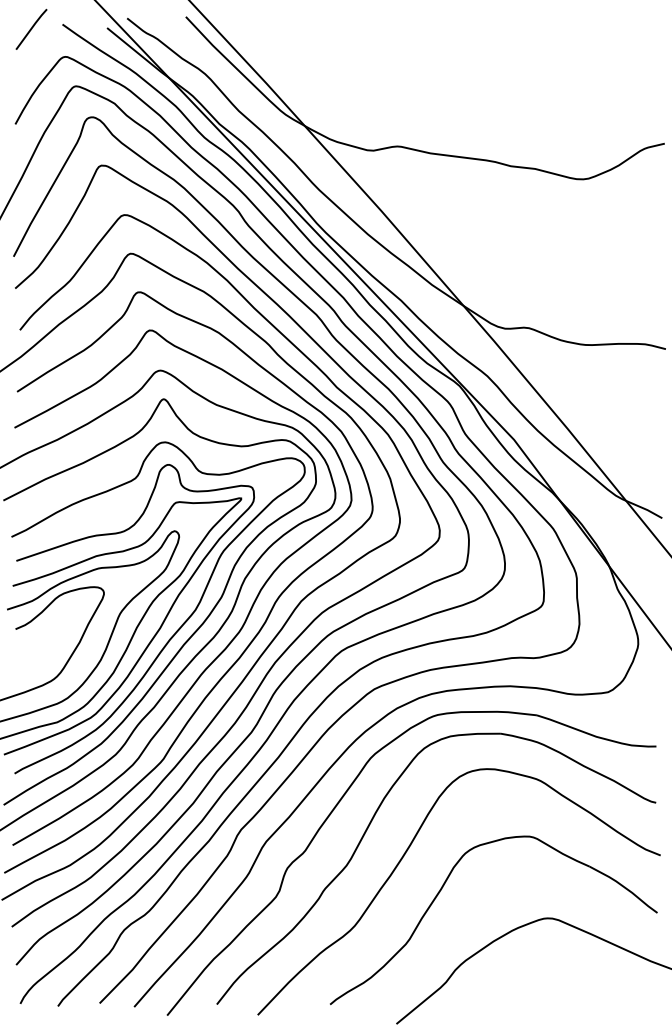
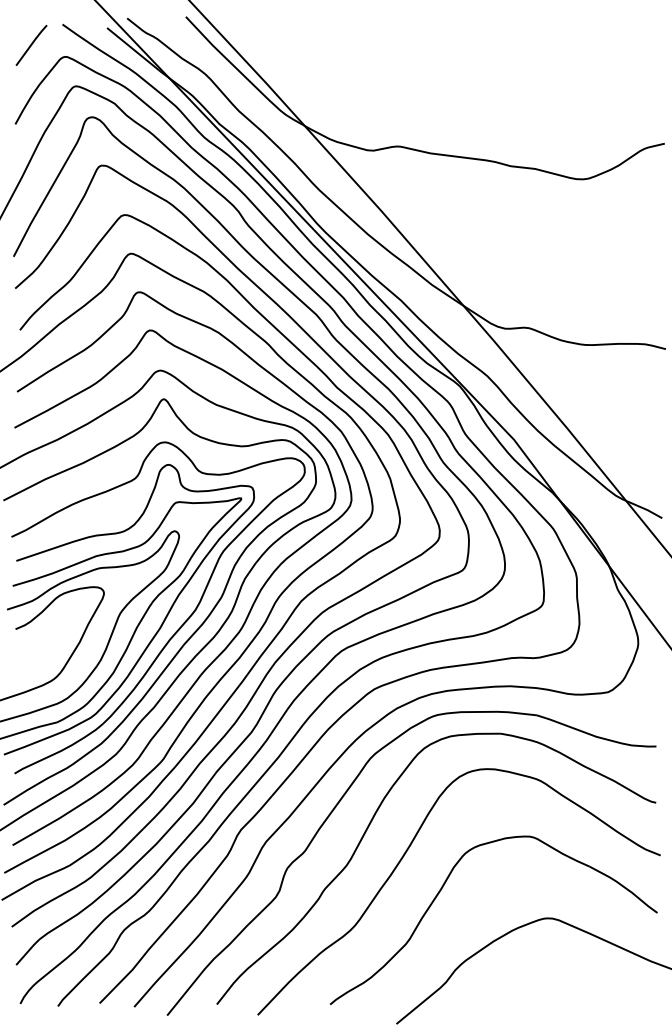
line position: (31, 28) -> (31, 44) (31, 44)
